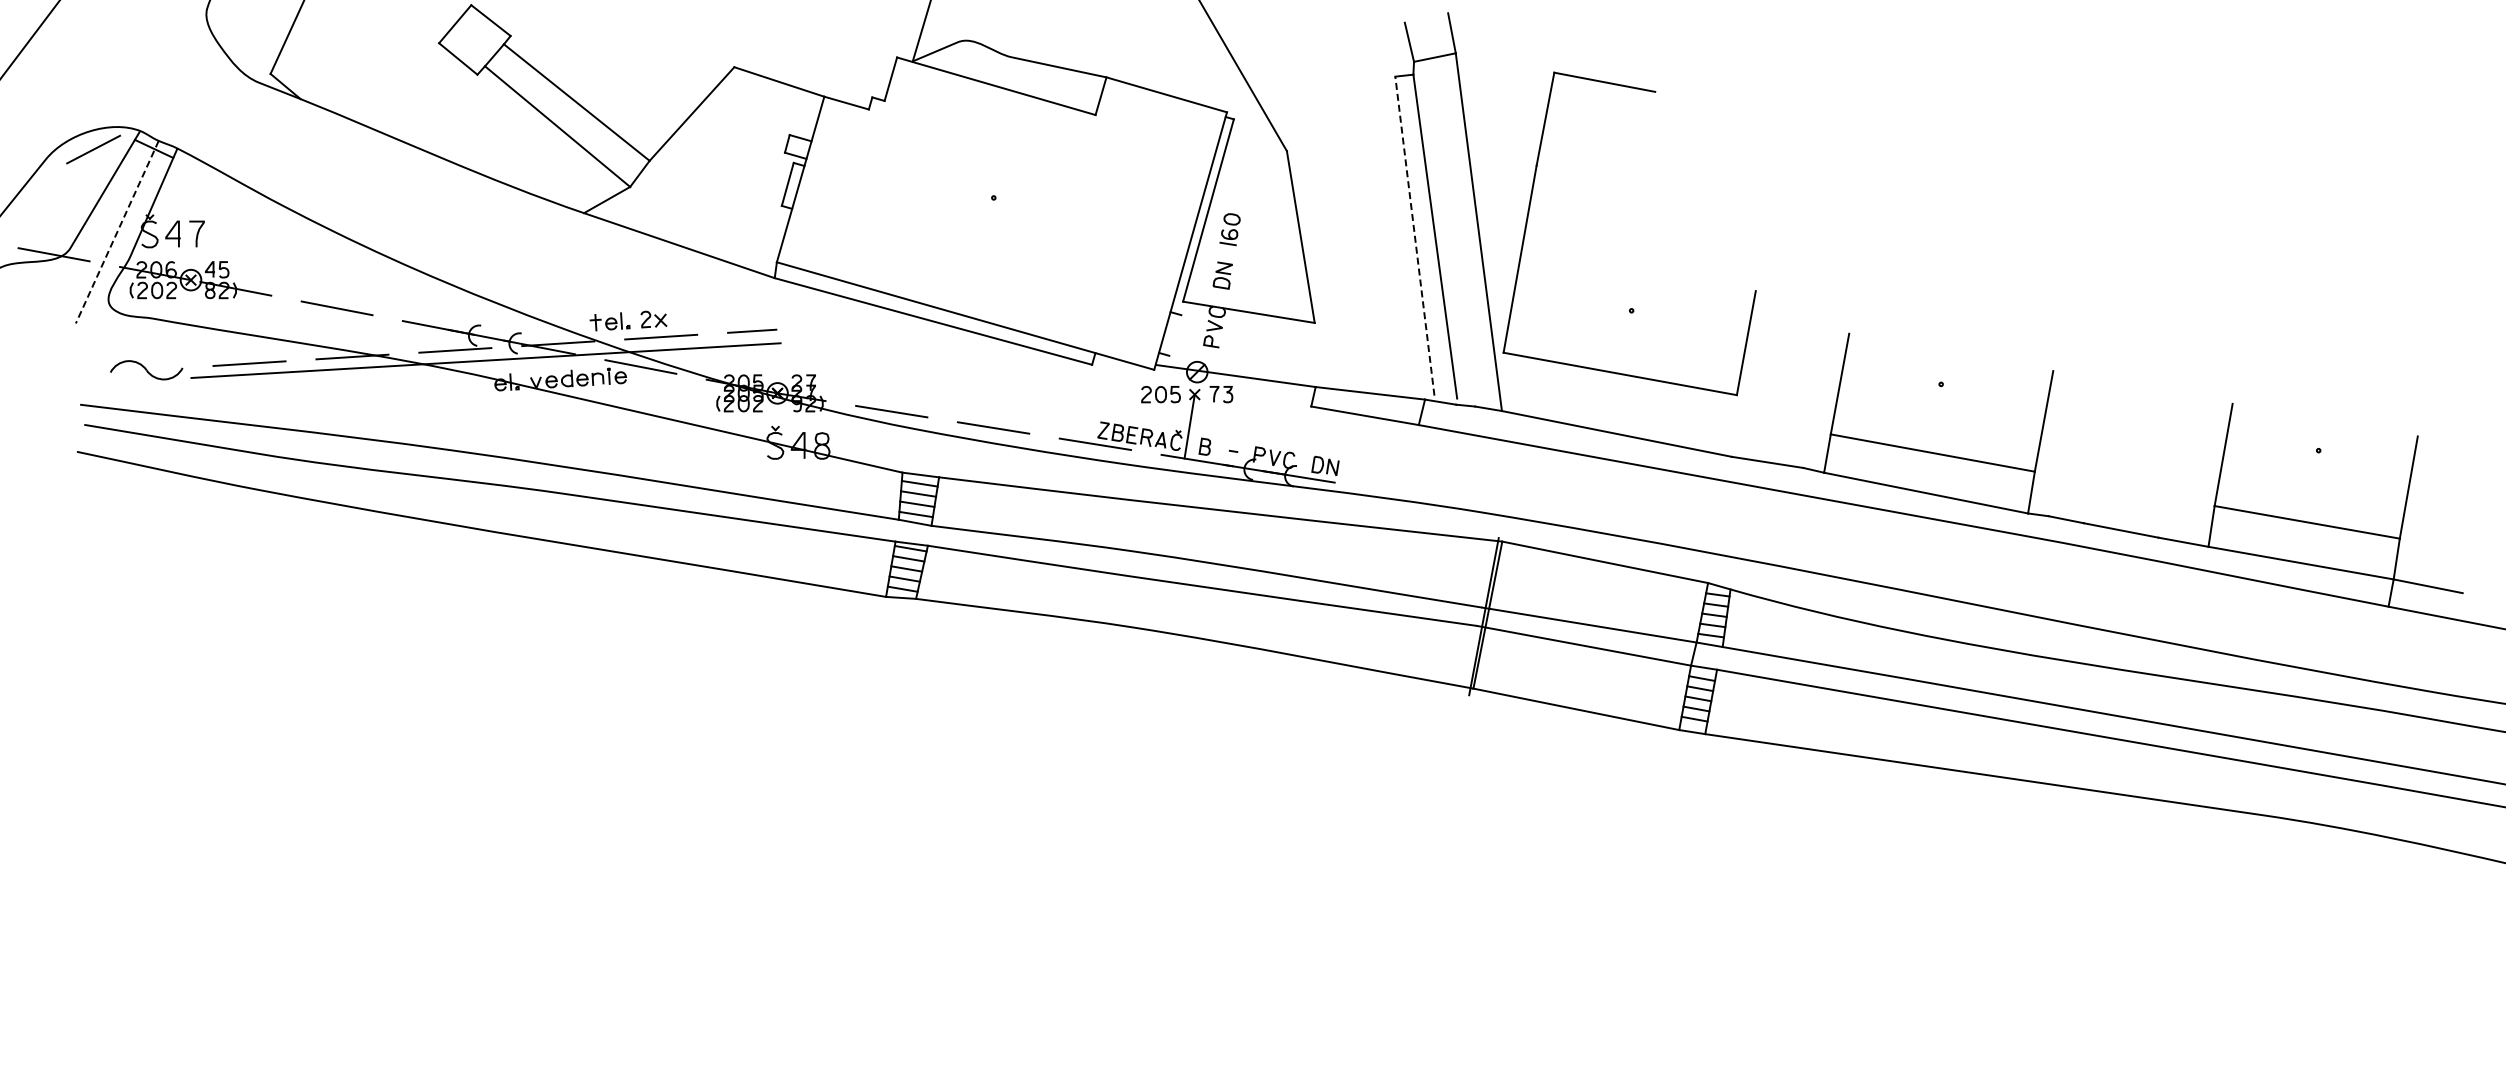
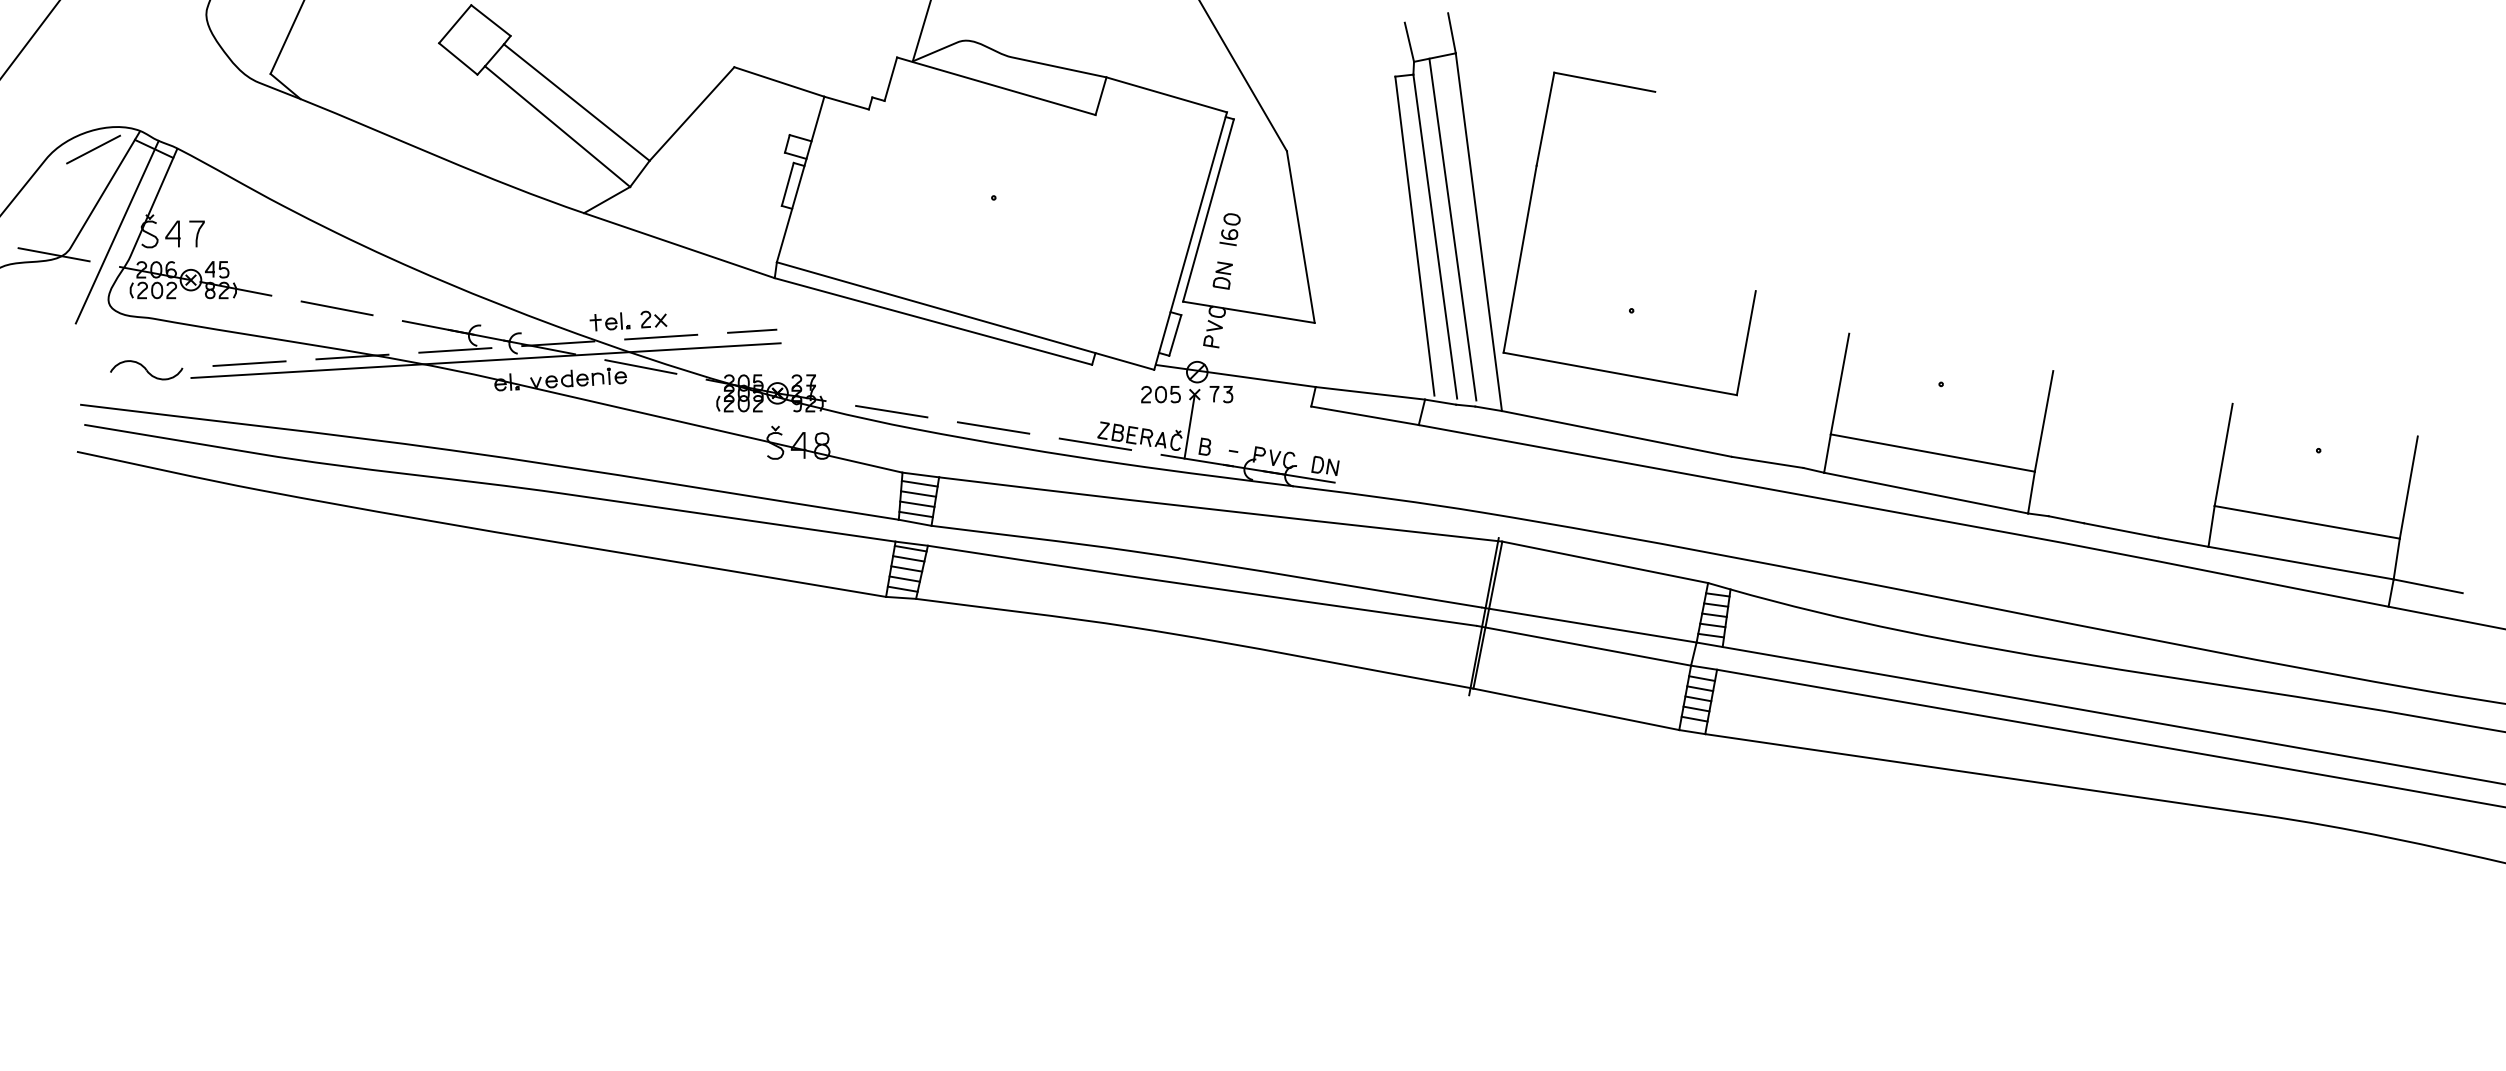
line: none -> present (1452, 229)
line: dashed -> solid (117, 232)
line: dashed -> solid (1414, 236)
line: none -> present (1175, 335)
